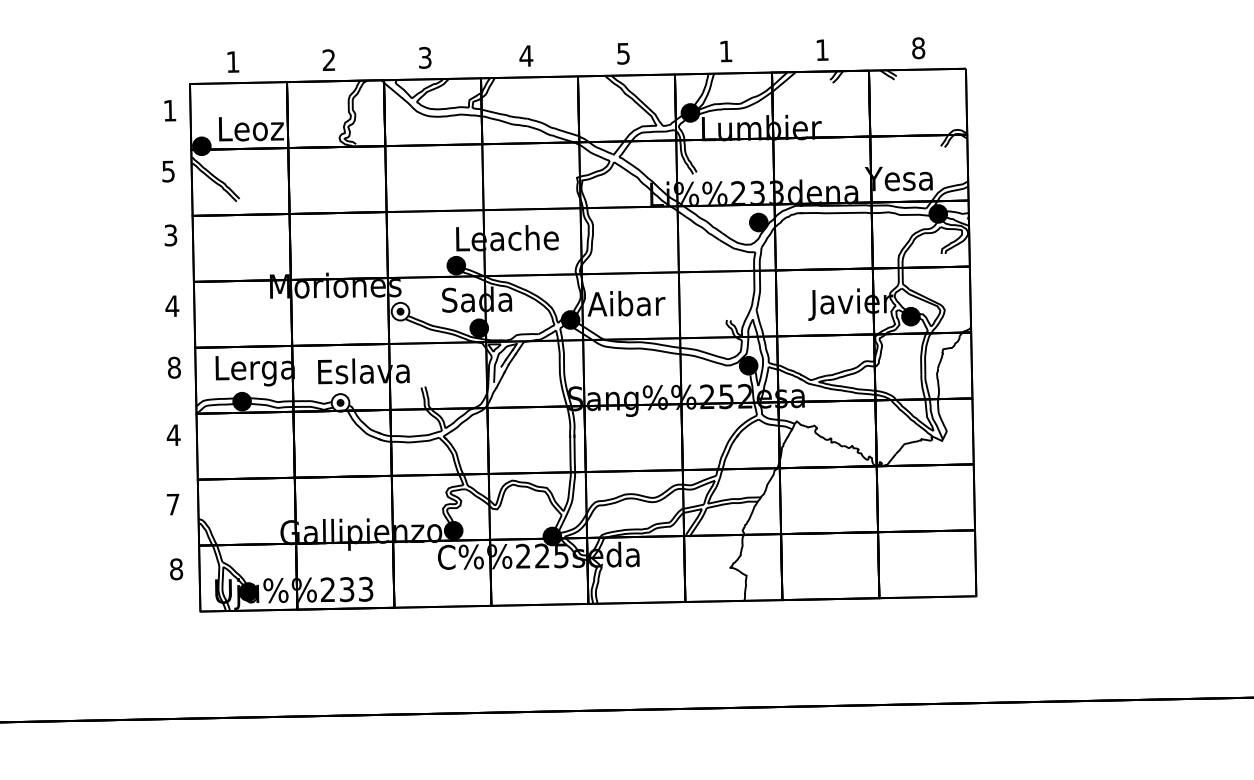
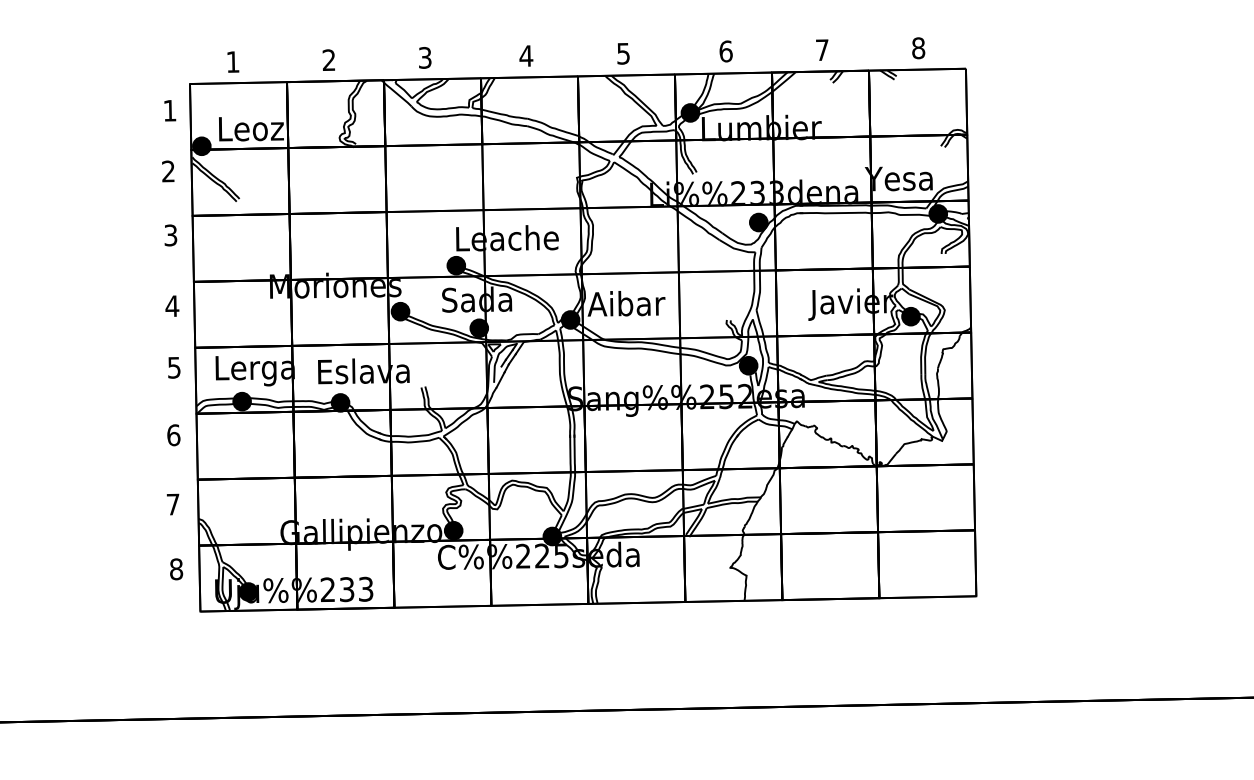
text: 1 -> 7 (822, 49)
text: 1 -> 6 (725, 51)
text: 5 -> 2 (168, 171)
fill: none -> present (400, 311)
text: 8 -> 5 (174, 367)
fill: none -> present (340, 402)
text: 4 -> 6 (173, 435)
